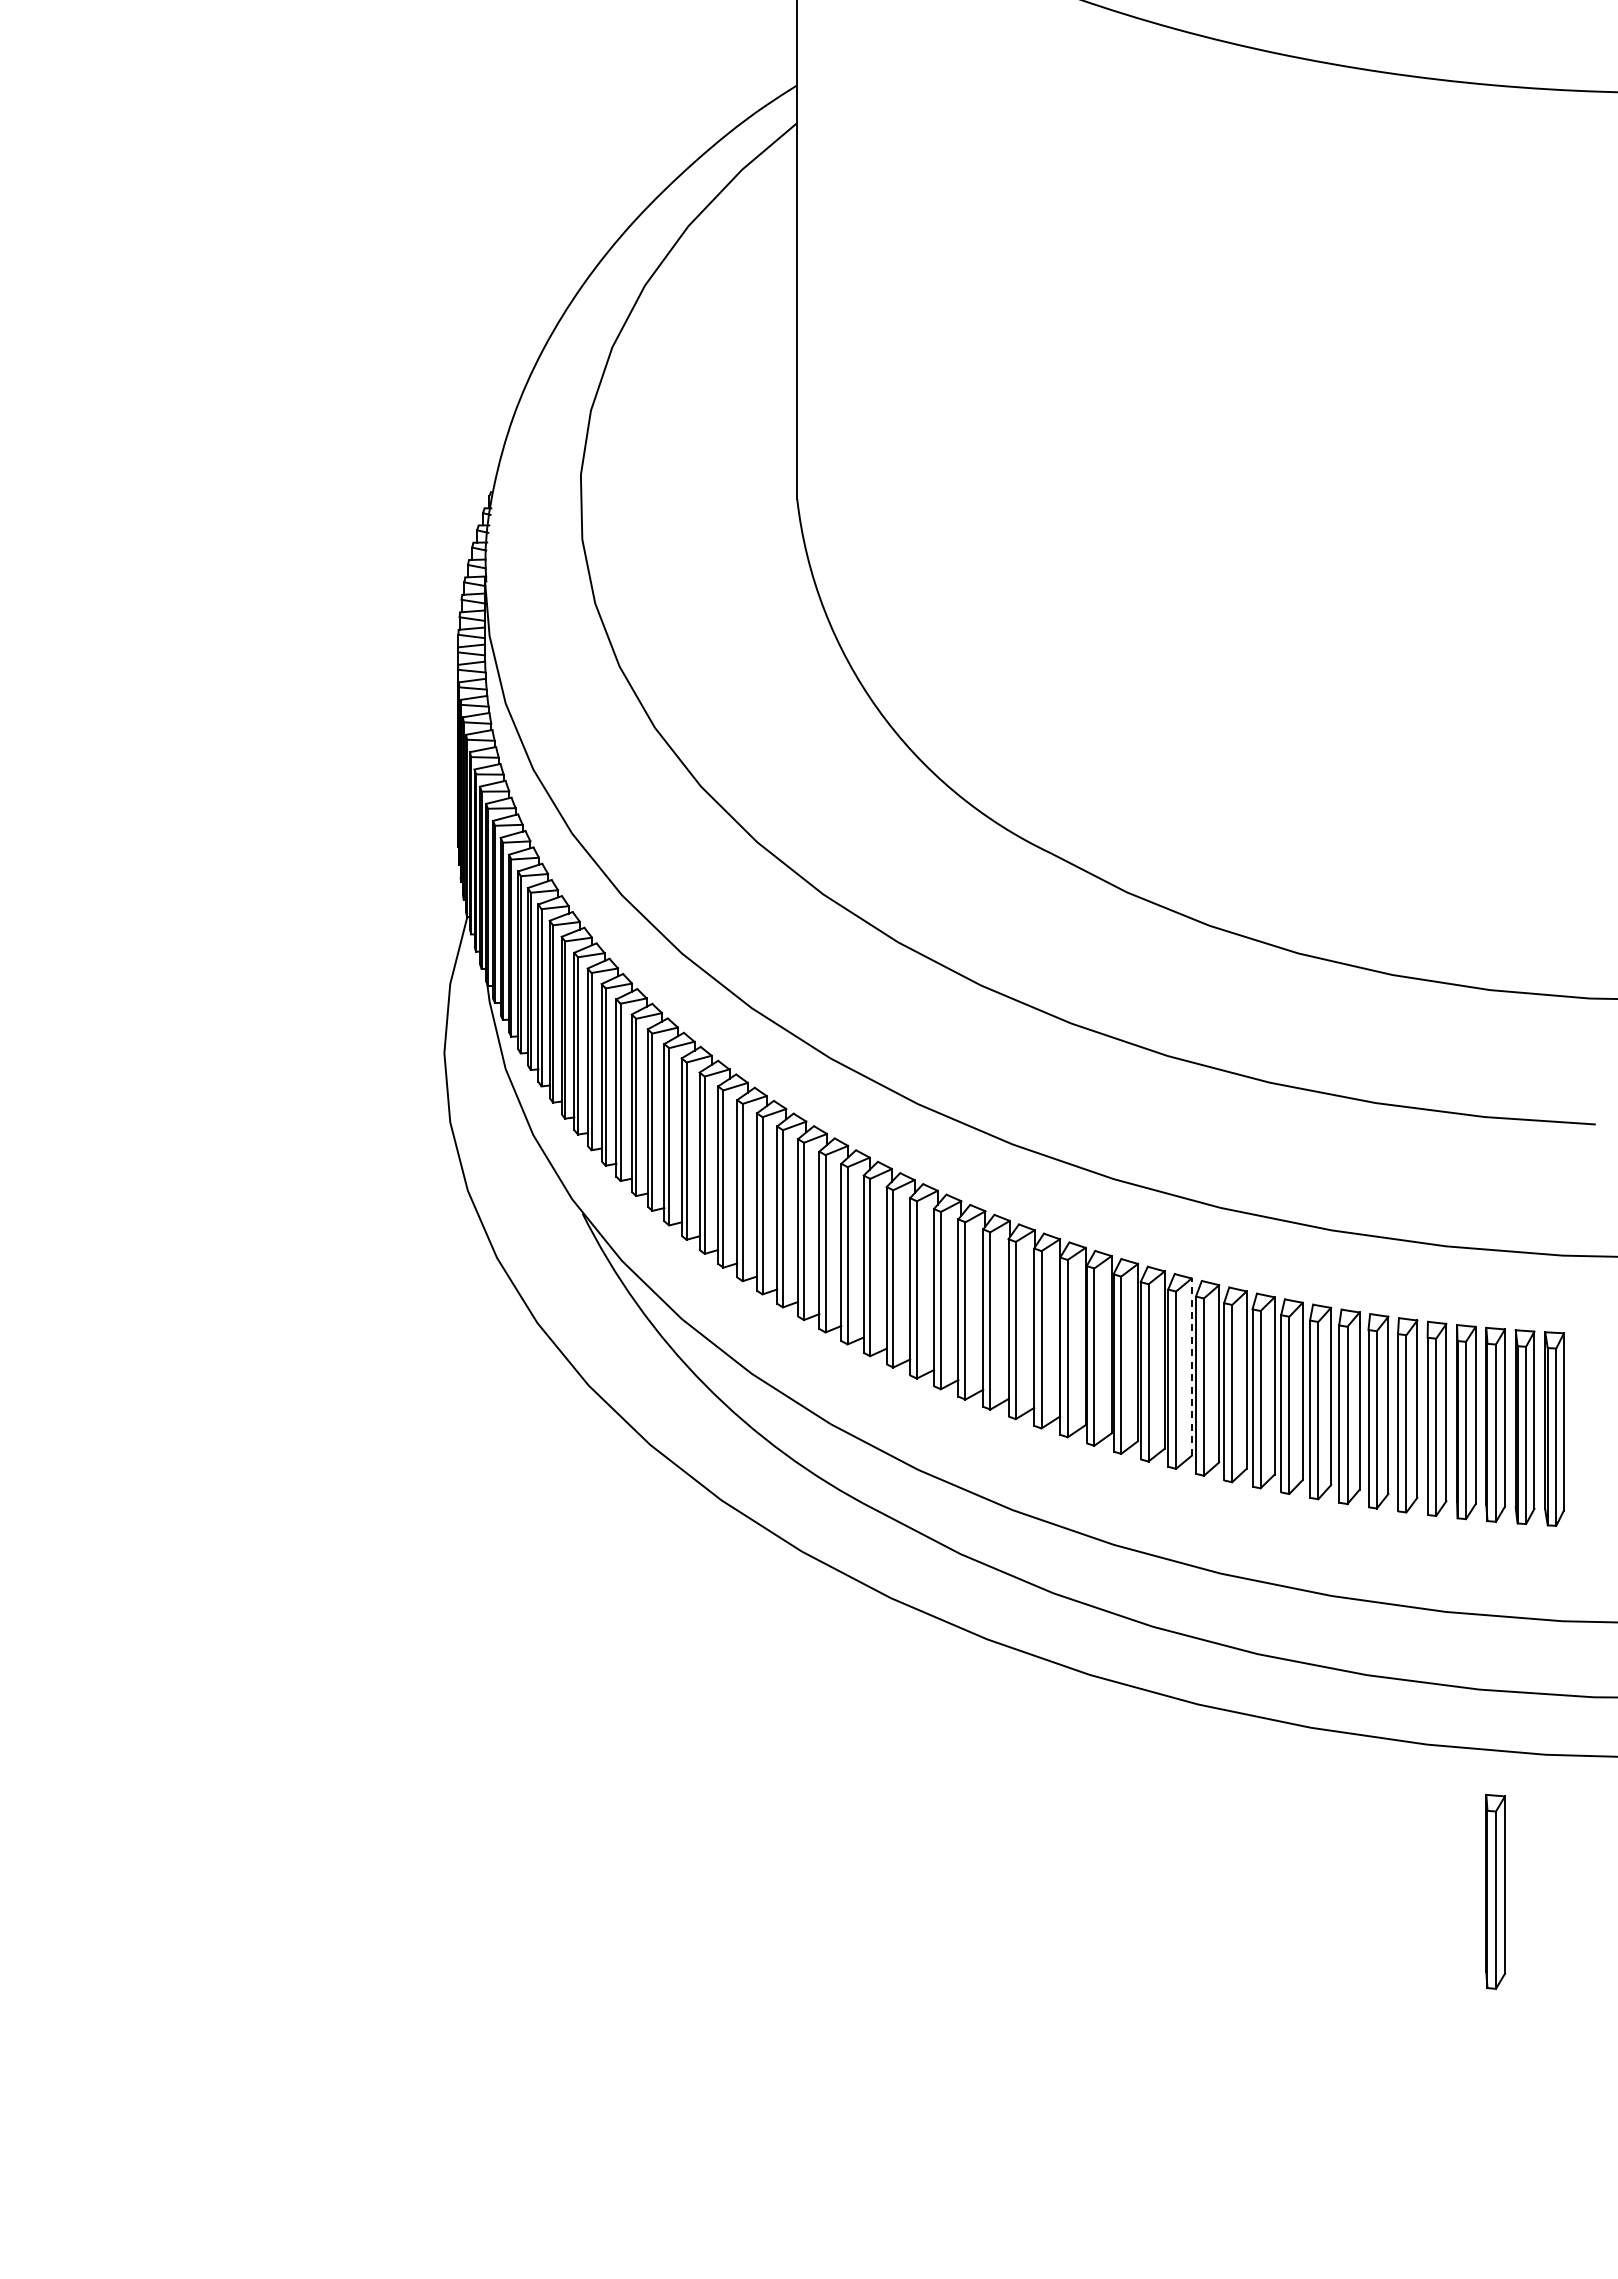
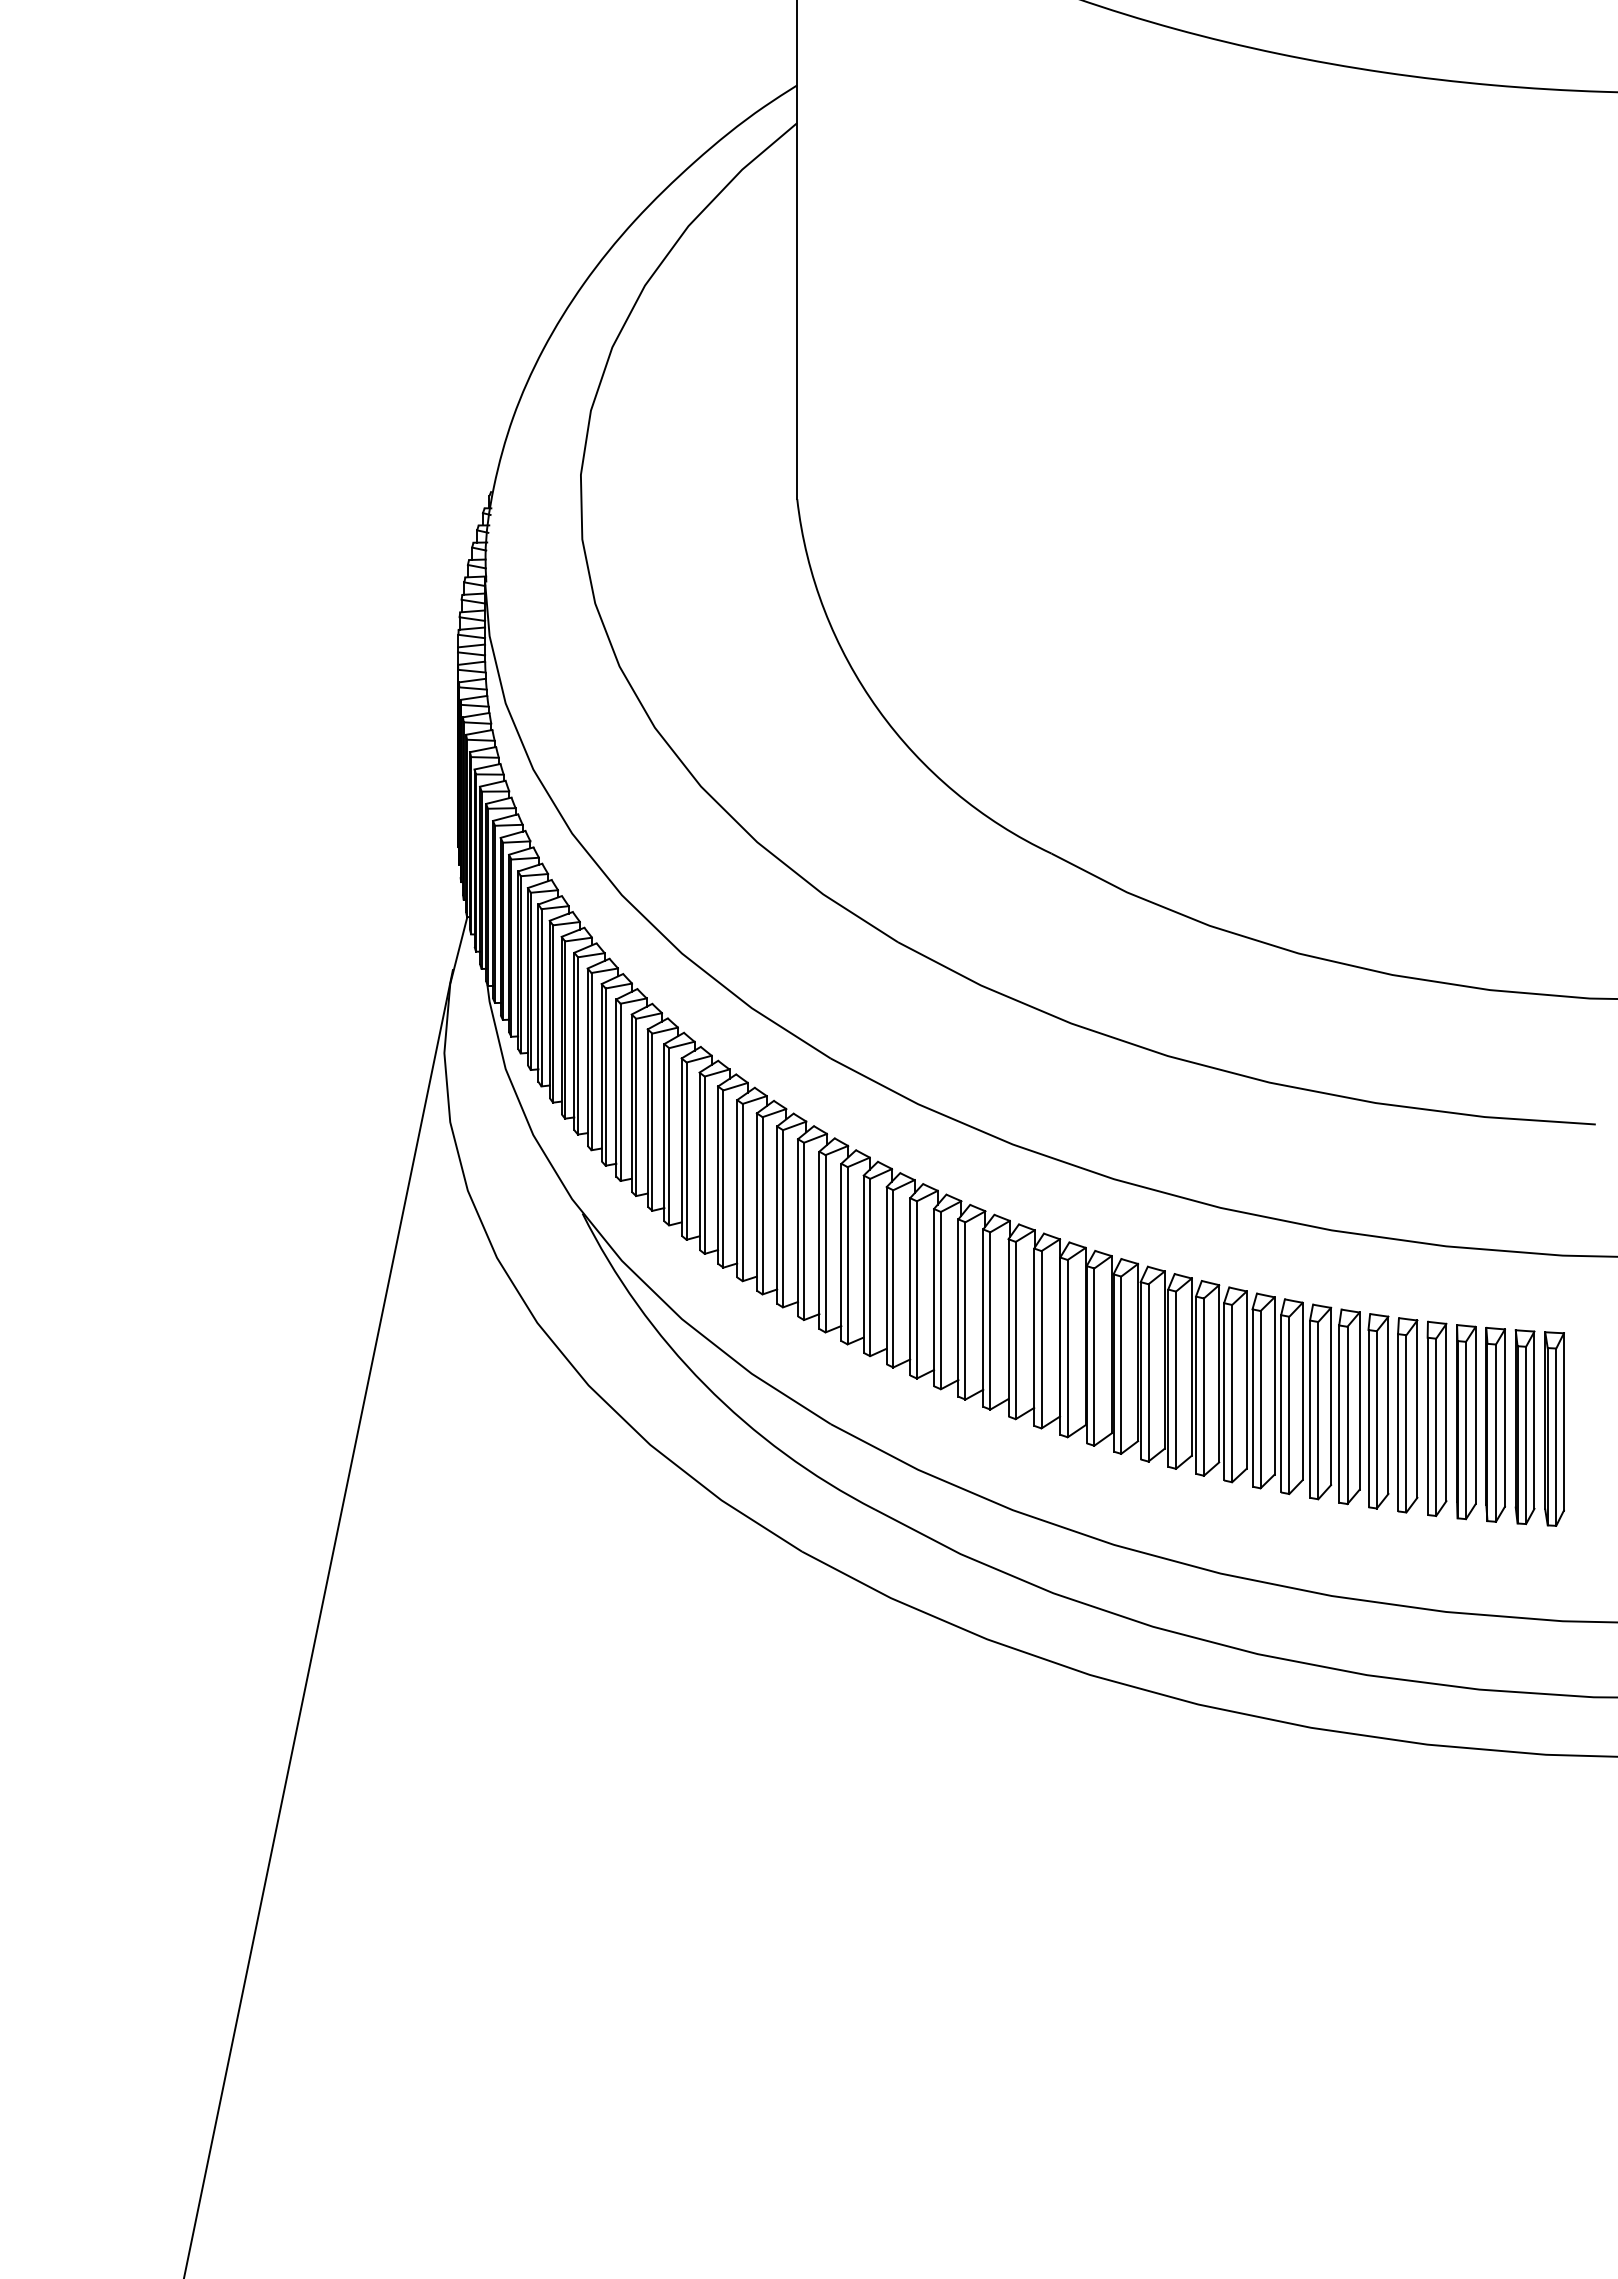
line: dashed -> solid (1191, 1367)
line: none -> present (318, 1622)
part: present -> none (1495, 1891)
